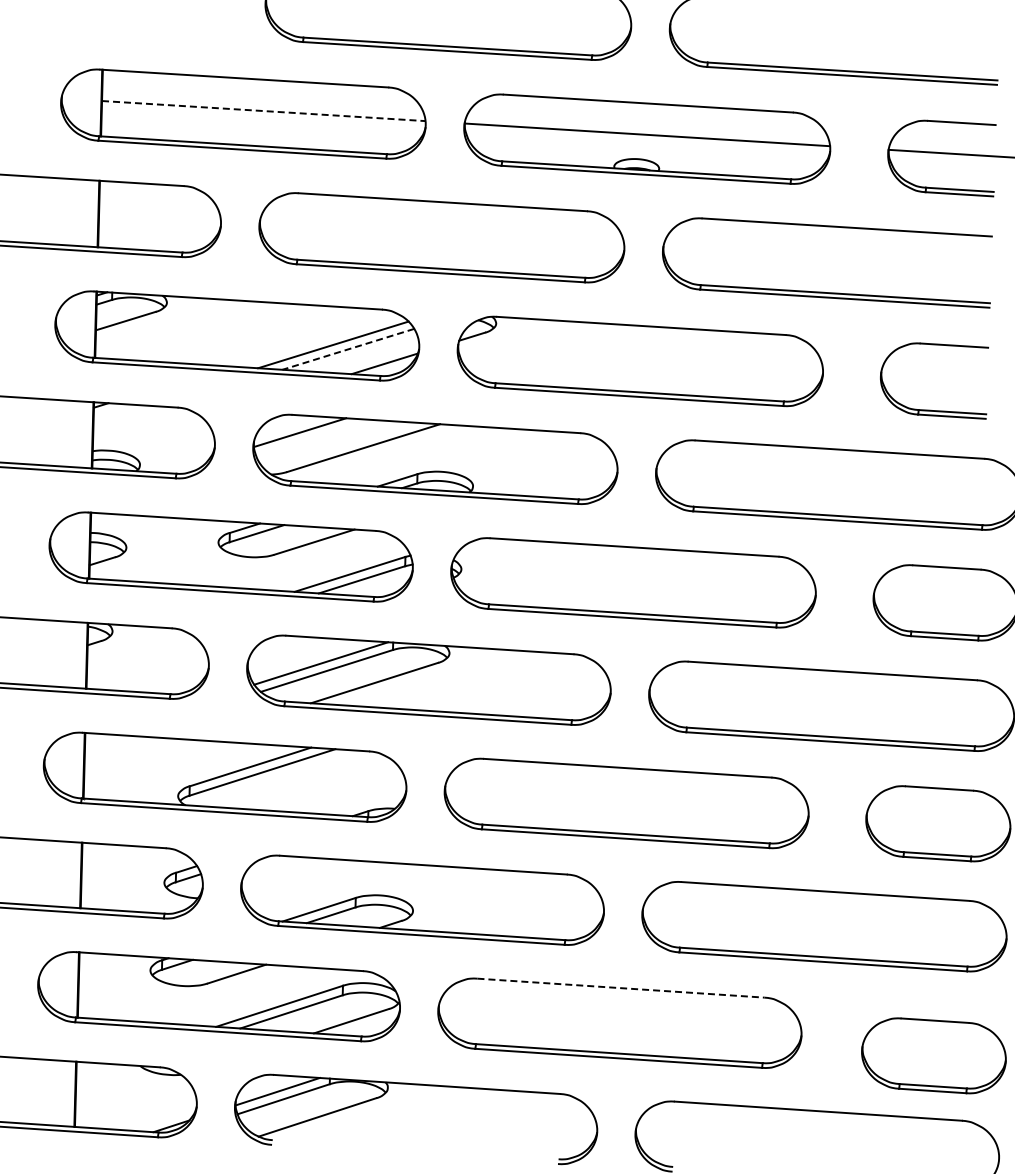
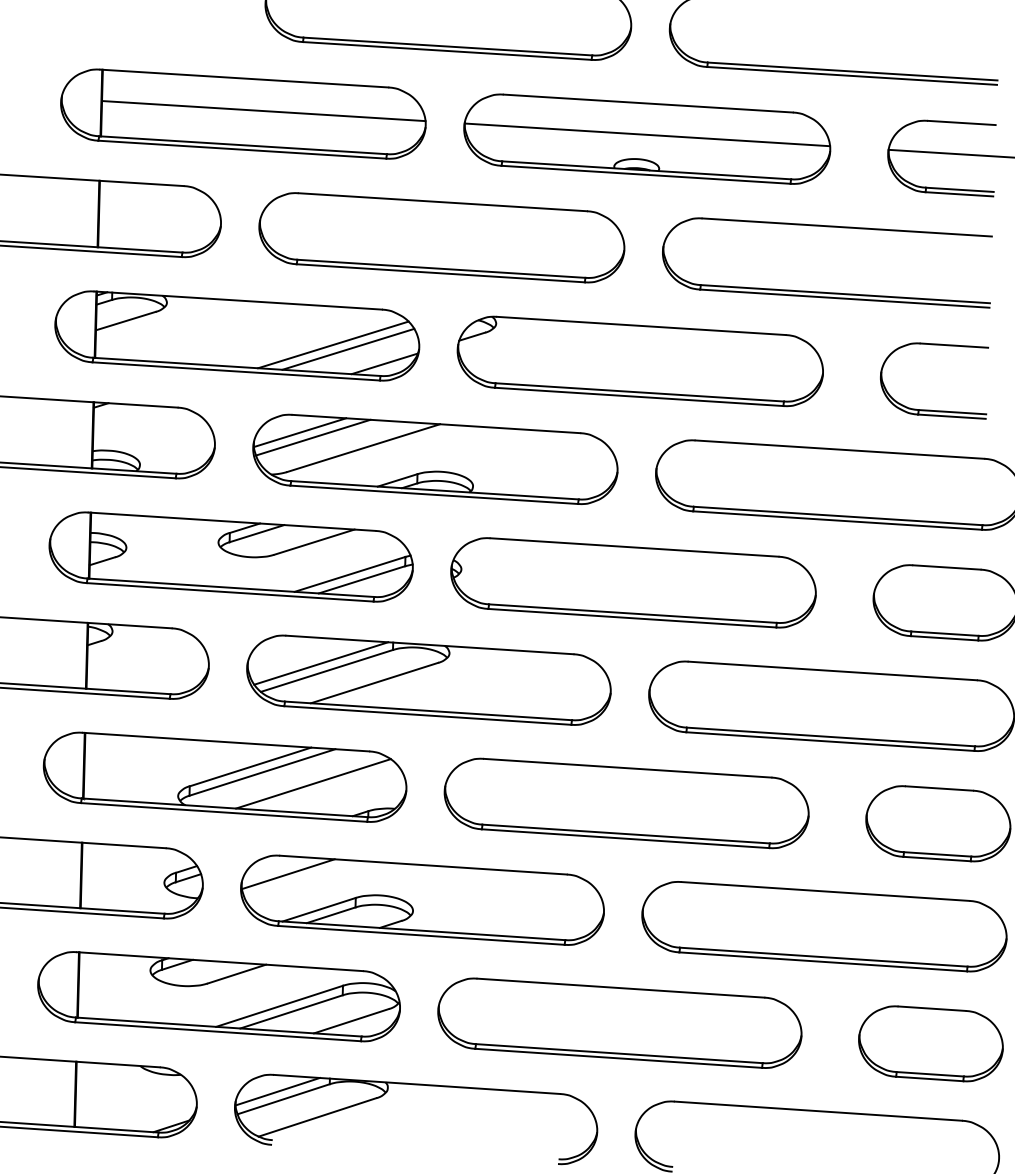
line: dashed -> solid (264, 111)
line: dashed -> solid (347, 349)
line: none -> present (312, 437)
line: none -> present (313, 783)
line: none -> present (288, 874)
line: dashed -> solid (620, 988)
part position: (933, 1055) -> (930, 1043) (930, 1043)
